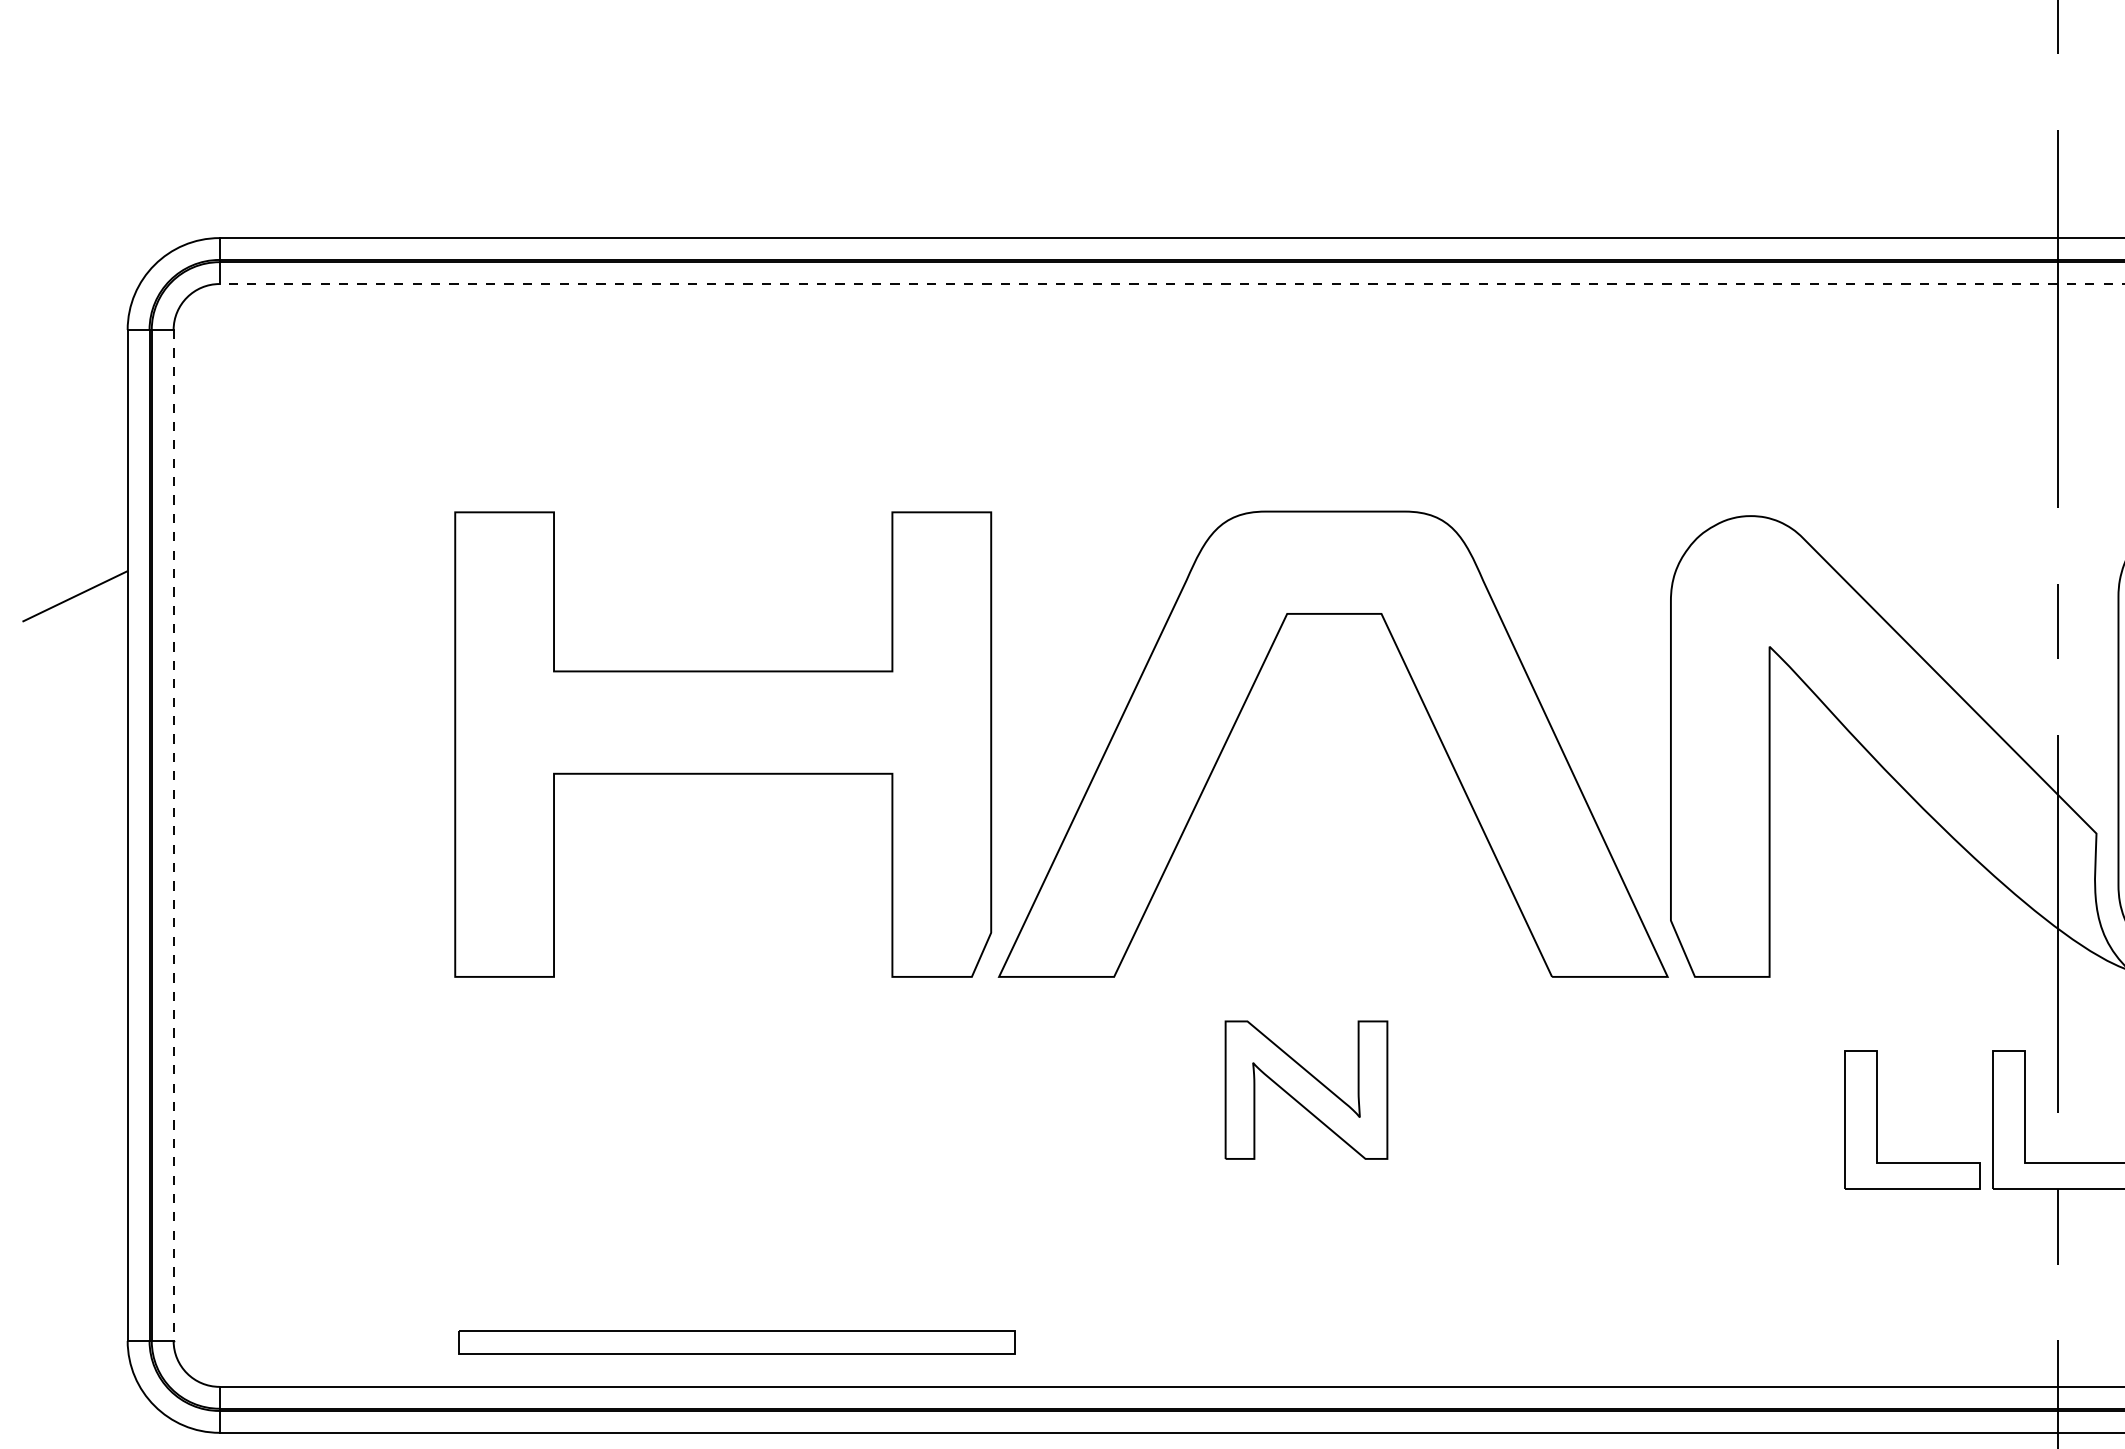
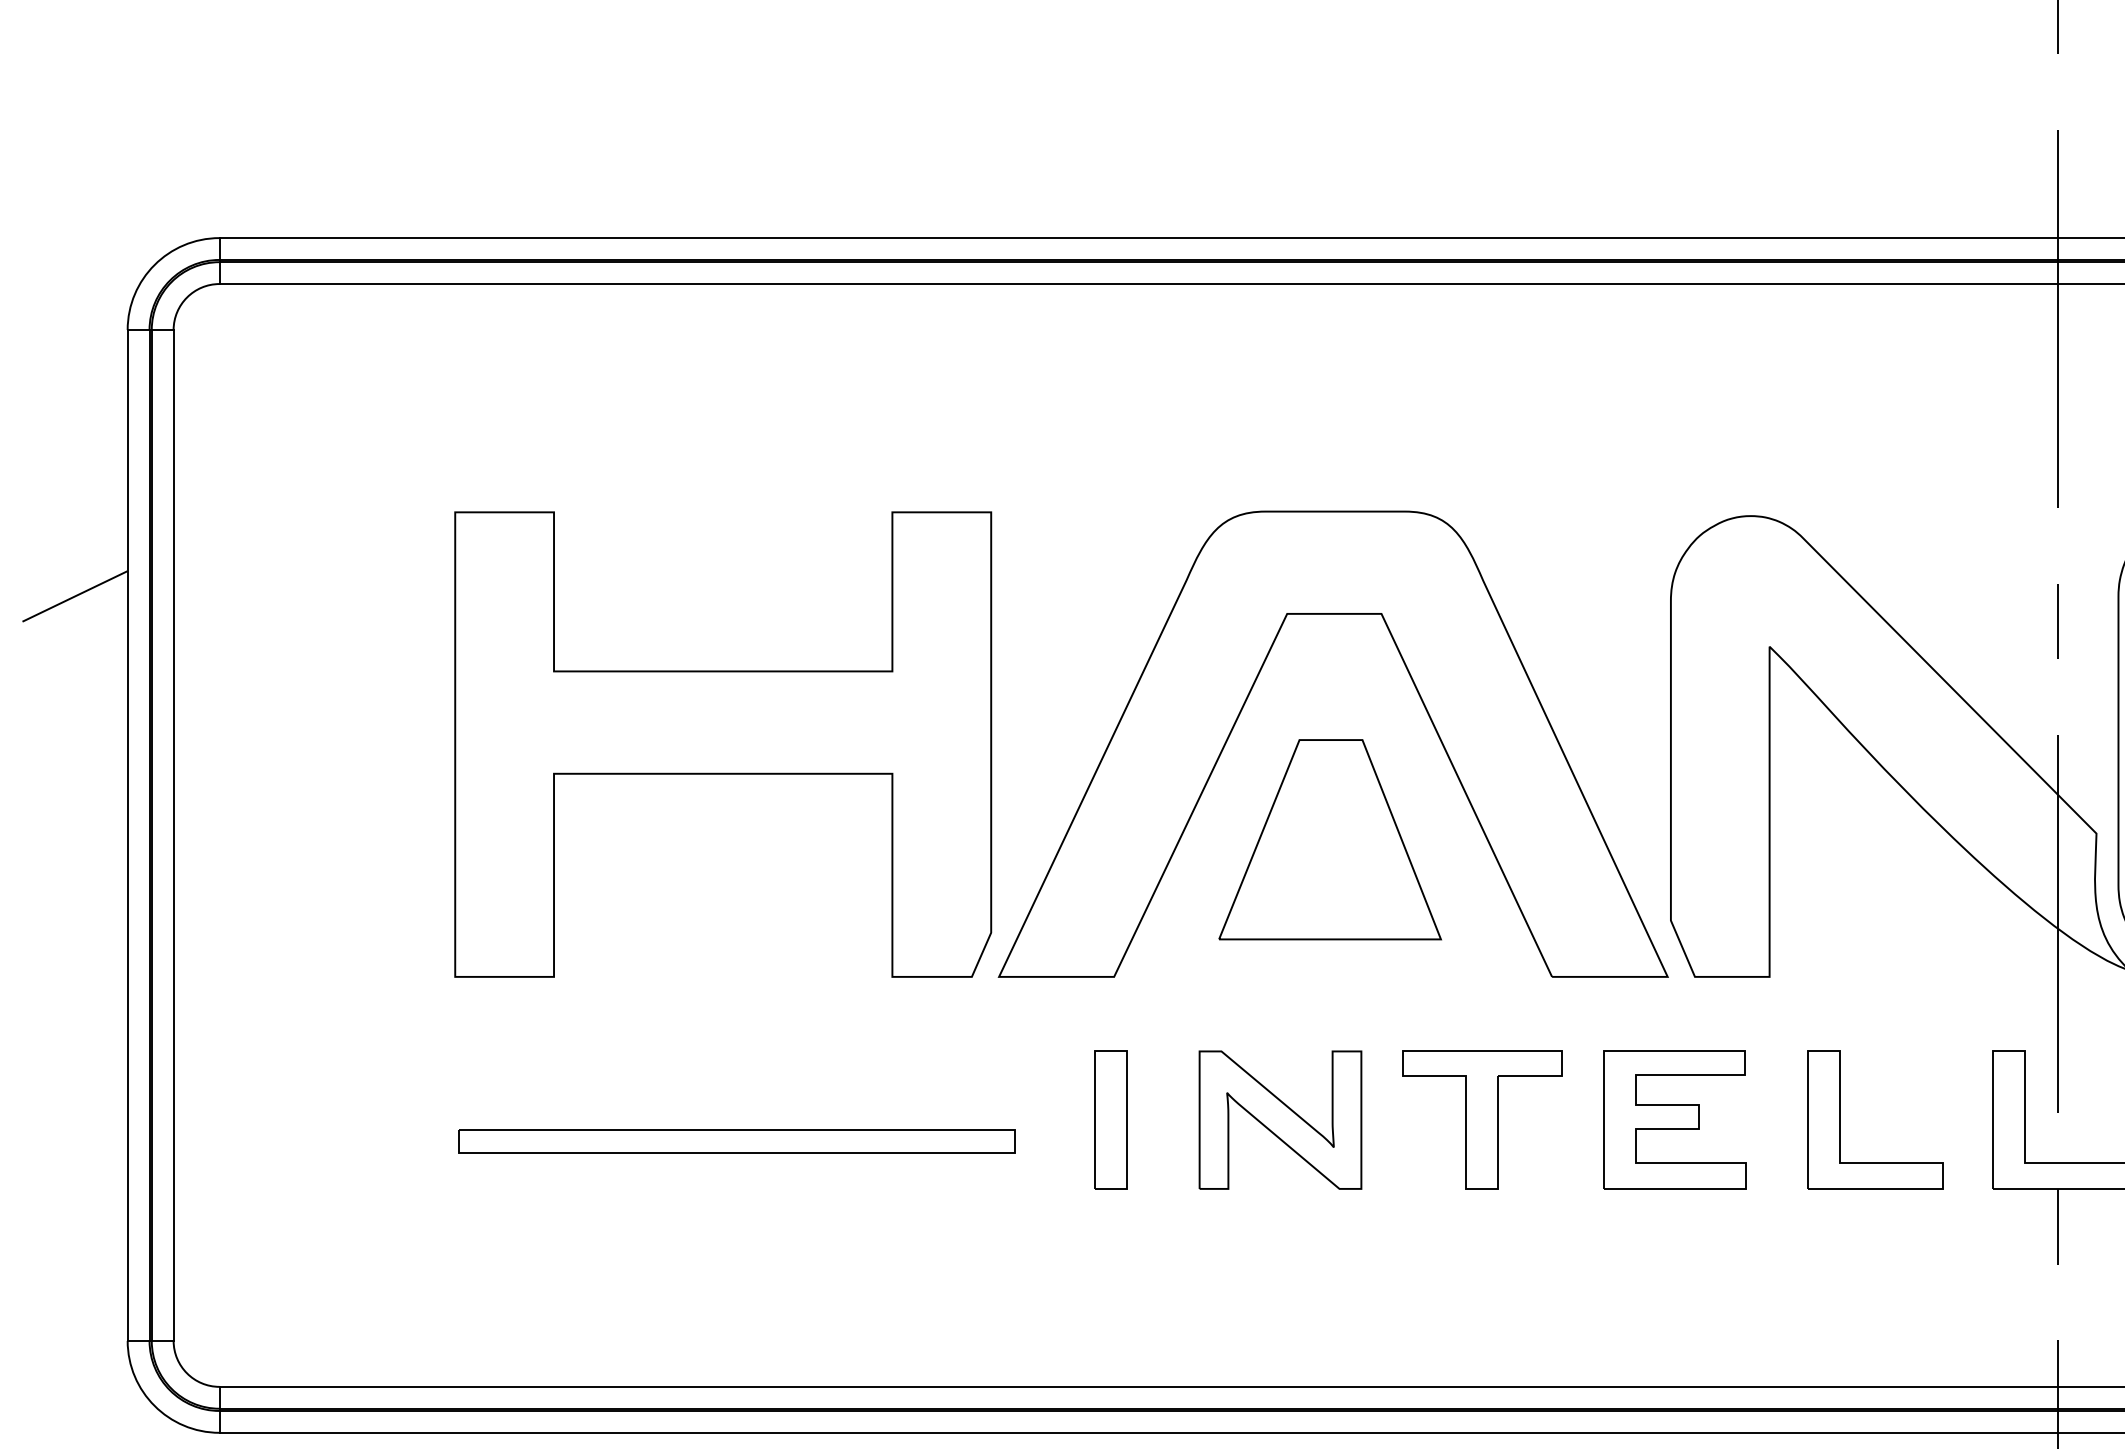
line: dashed -> solid (1171, 284)
line: dashed -> solid (173, 835)
part: none -> present (1329, 839)
part position: (1306, 1089) -> (1280, 1119) (1280, 1119)
part: none -> present (1110, 1119)
part: none -> present (1482, 1119)
part: none -> present (1674, 1119)
part position: (1877, 1119) -> (1840, 1119) (1840, 1119)
part position: (736, 1342) -> (736, 1141) (736, 1141)
